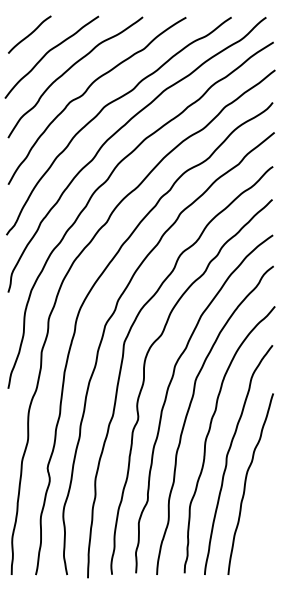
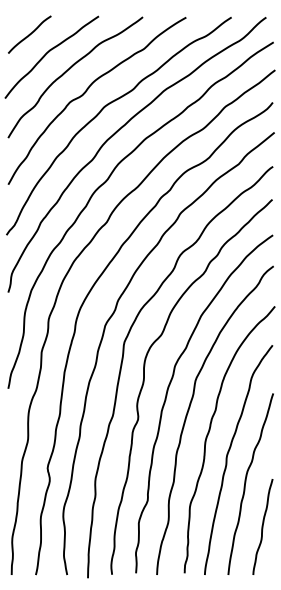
curve: none -> present (262, 526)
